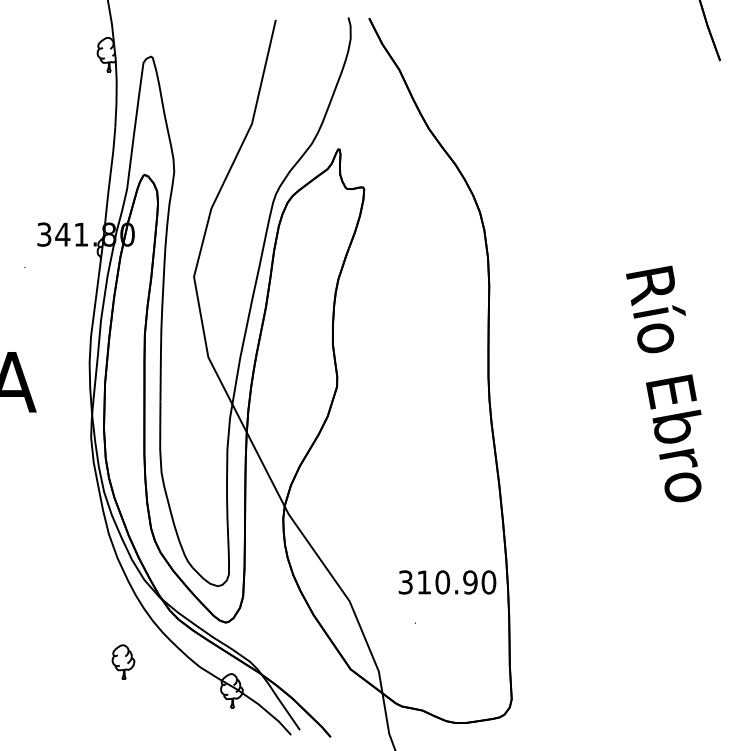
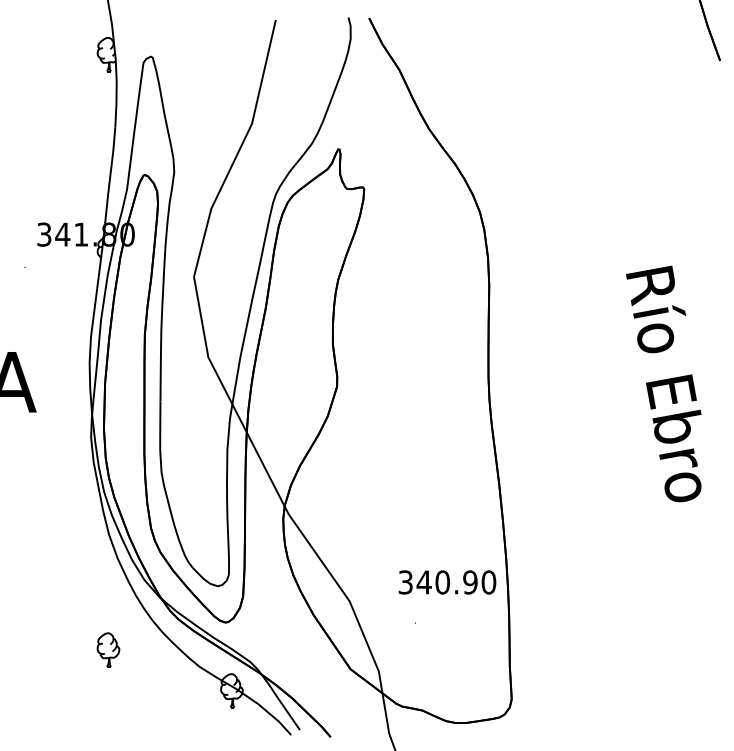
text: 310.90 -> 340.90 (423, 582)
part position: (123, 661) -> (108, 649) (108, 649)
